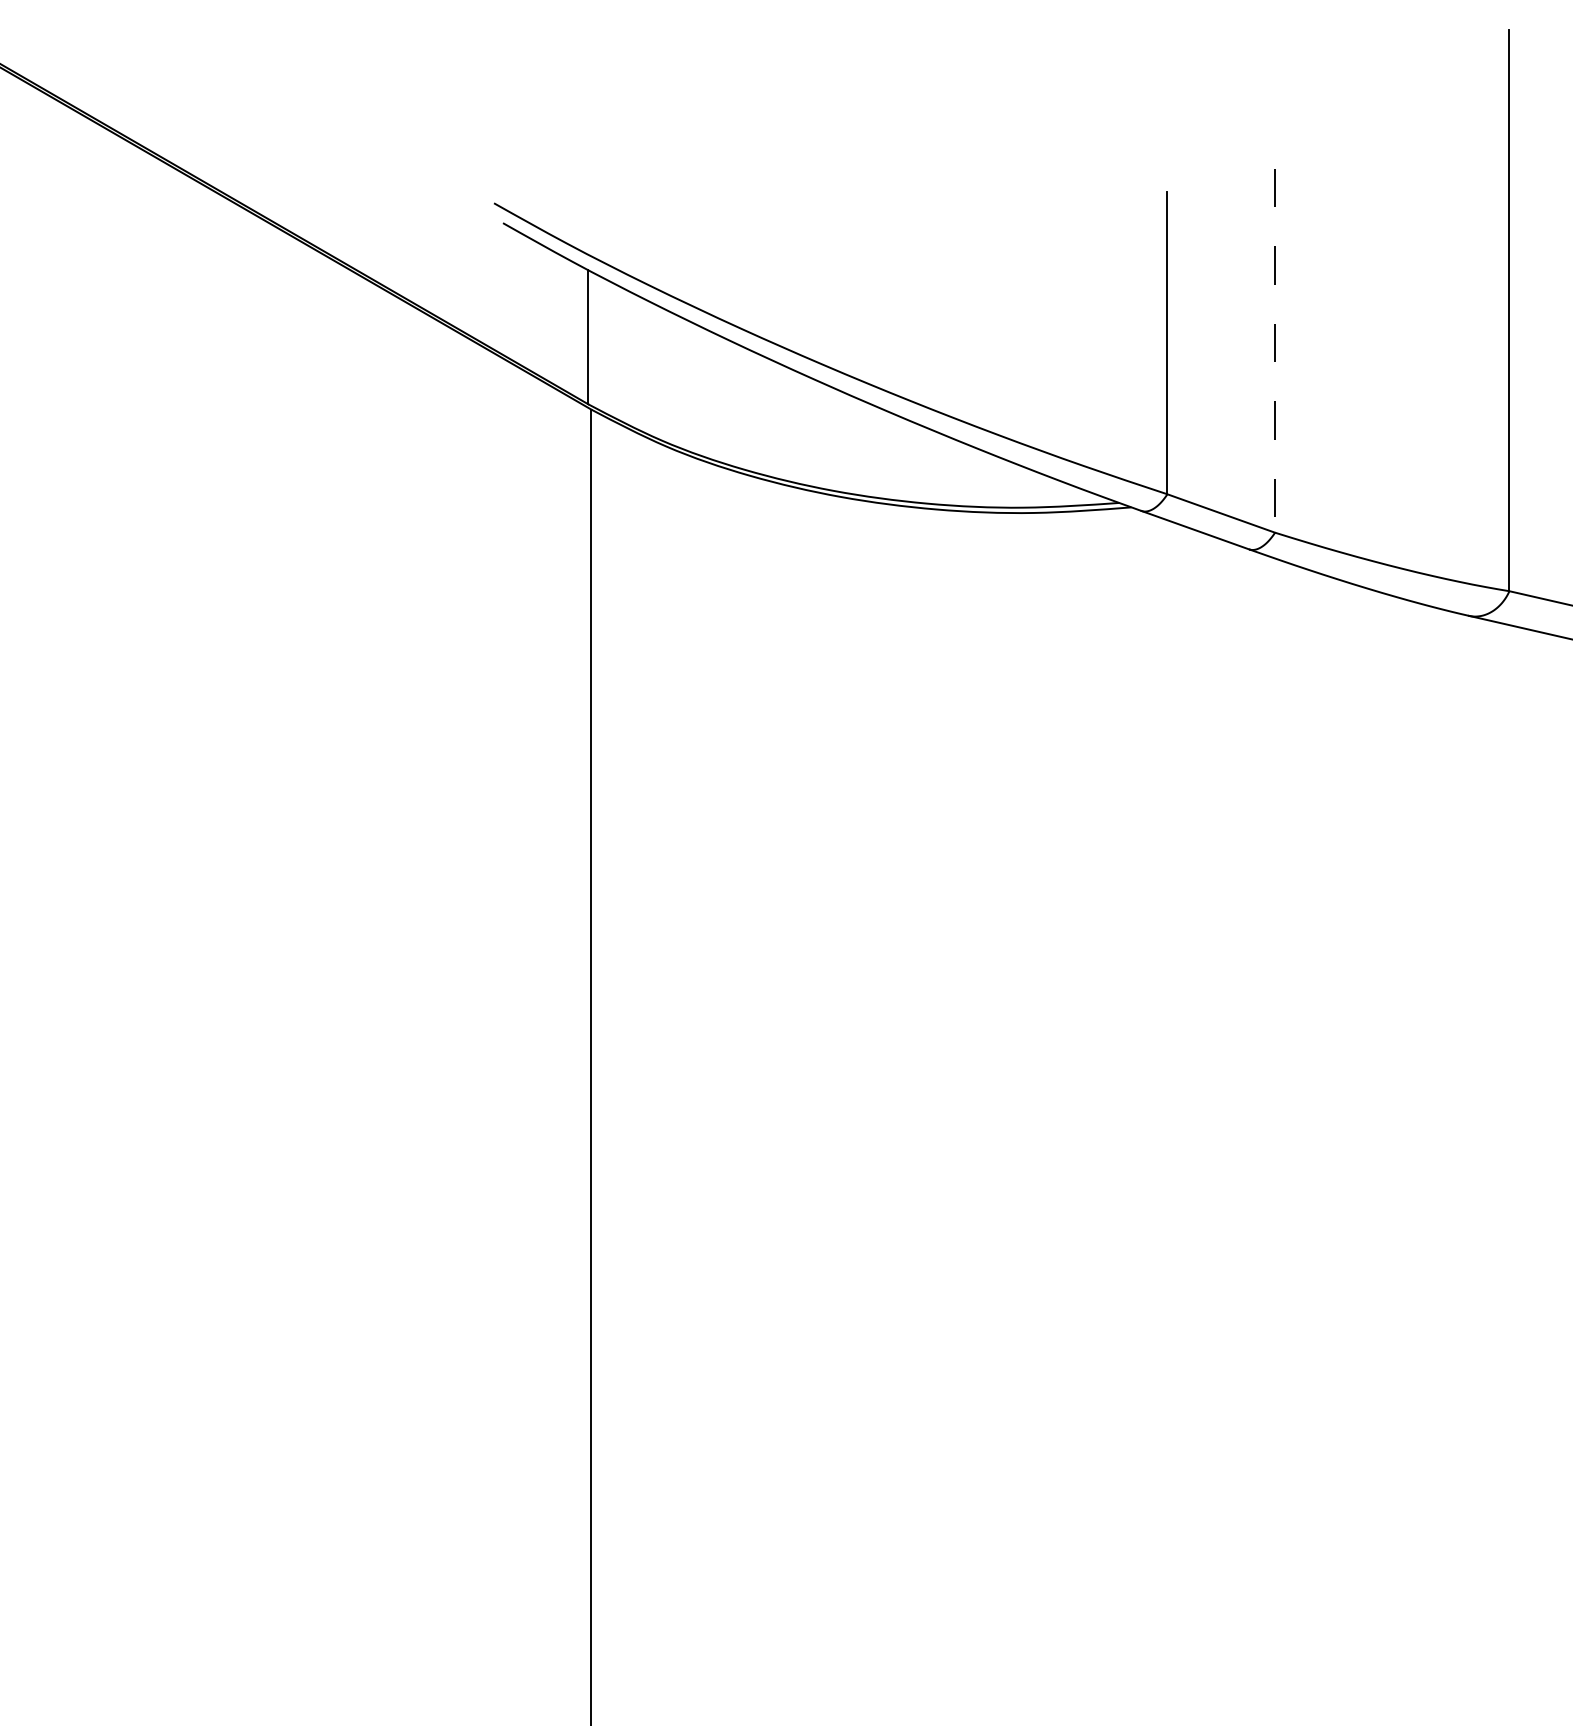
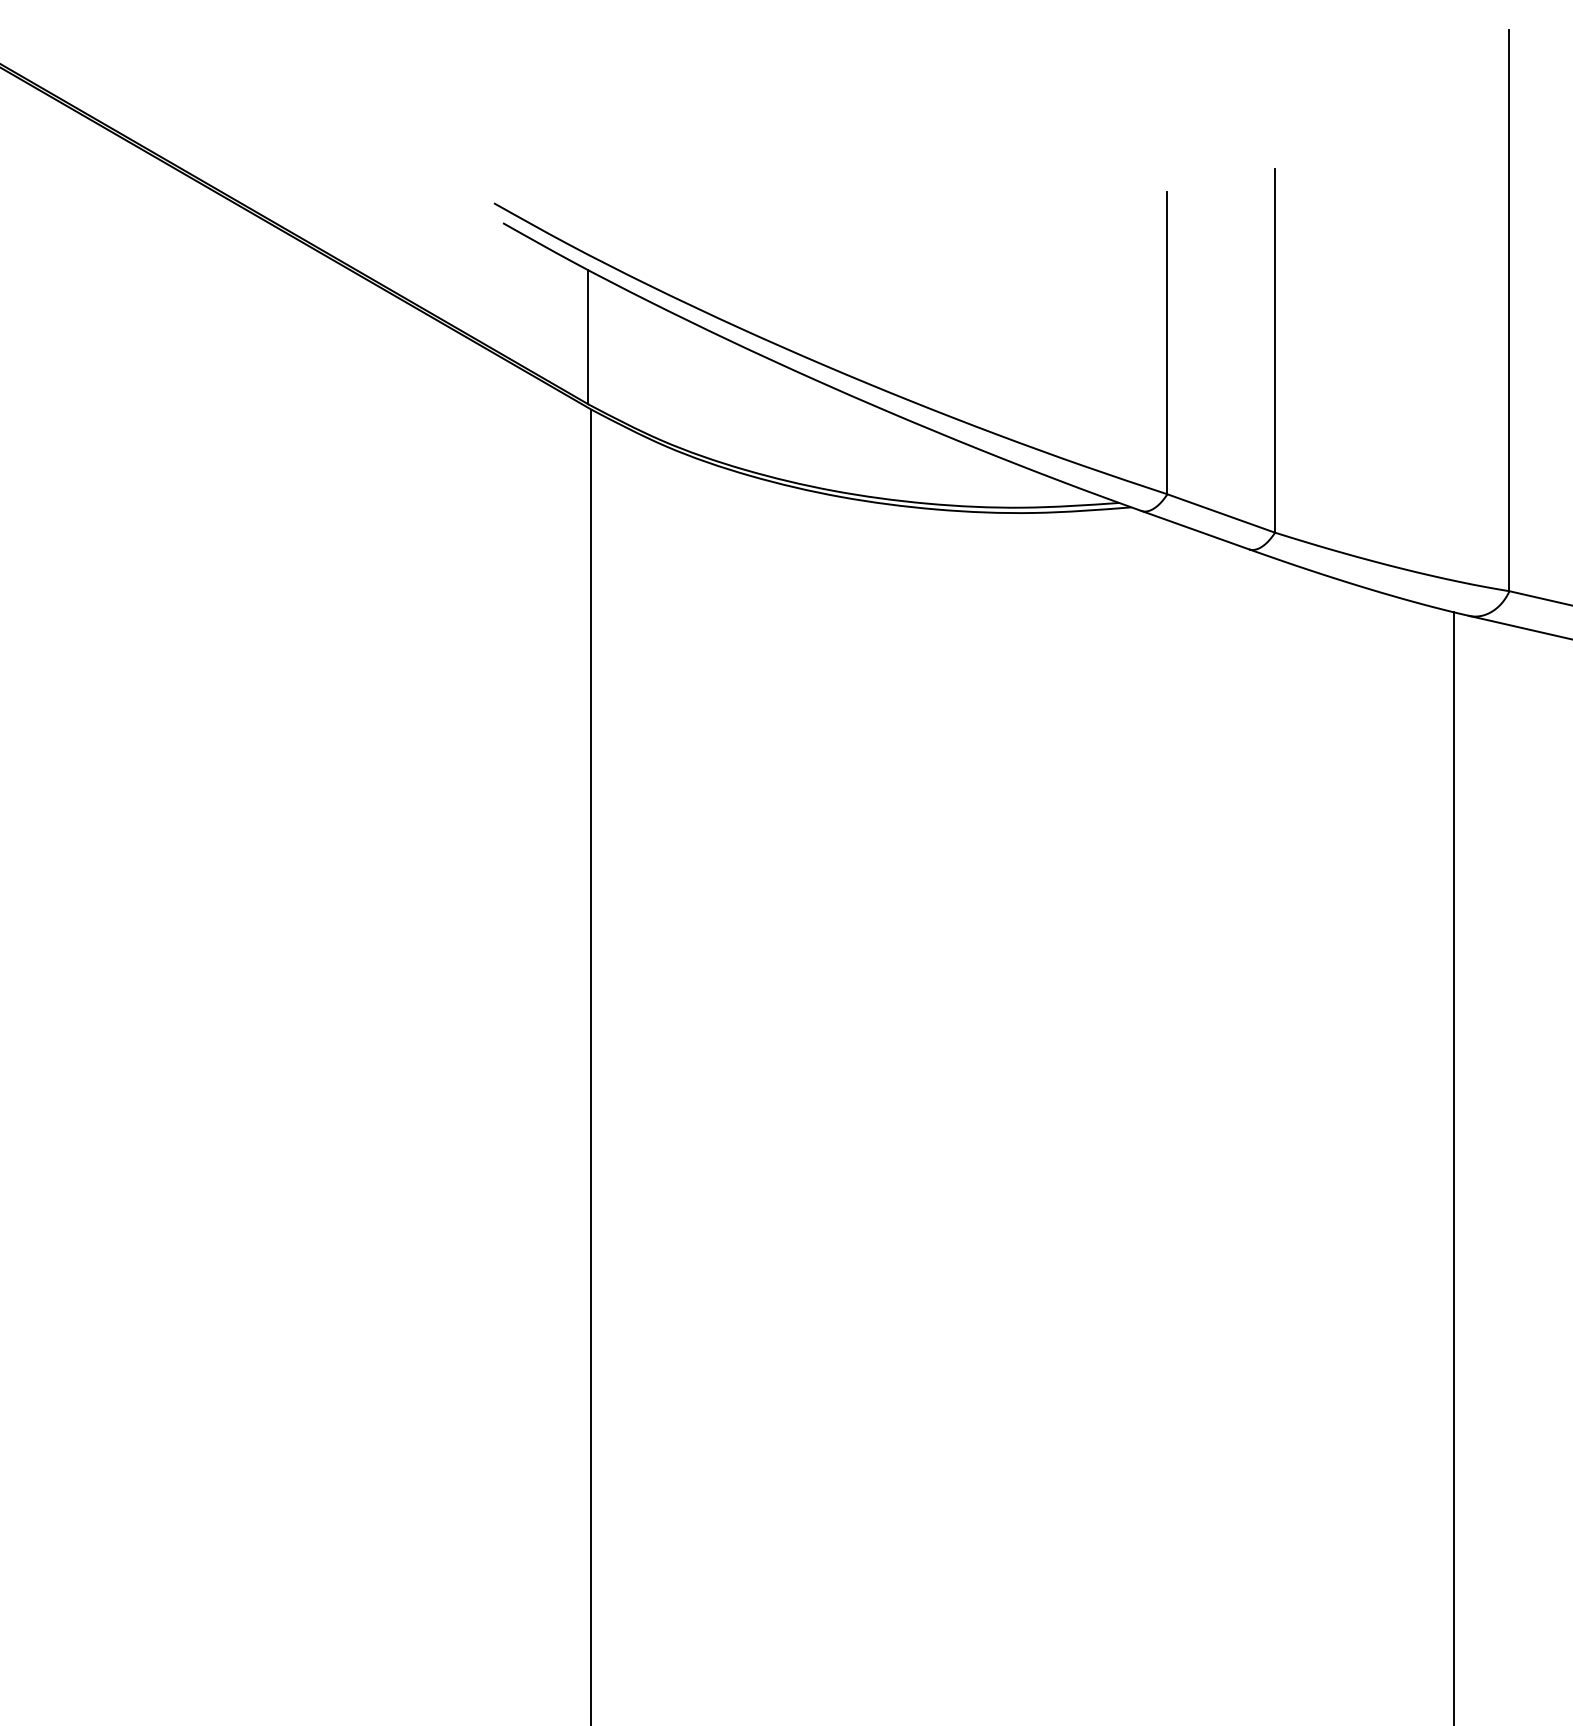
line: dashed -> solid (1275, 351)
line: none -> present (1453, 1167)
